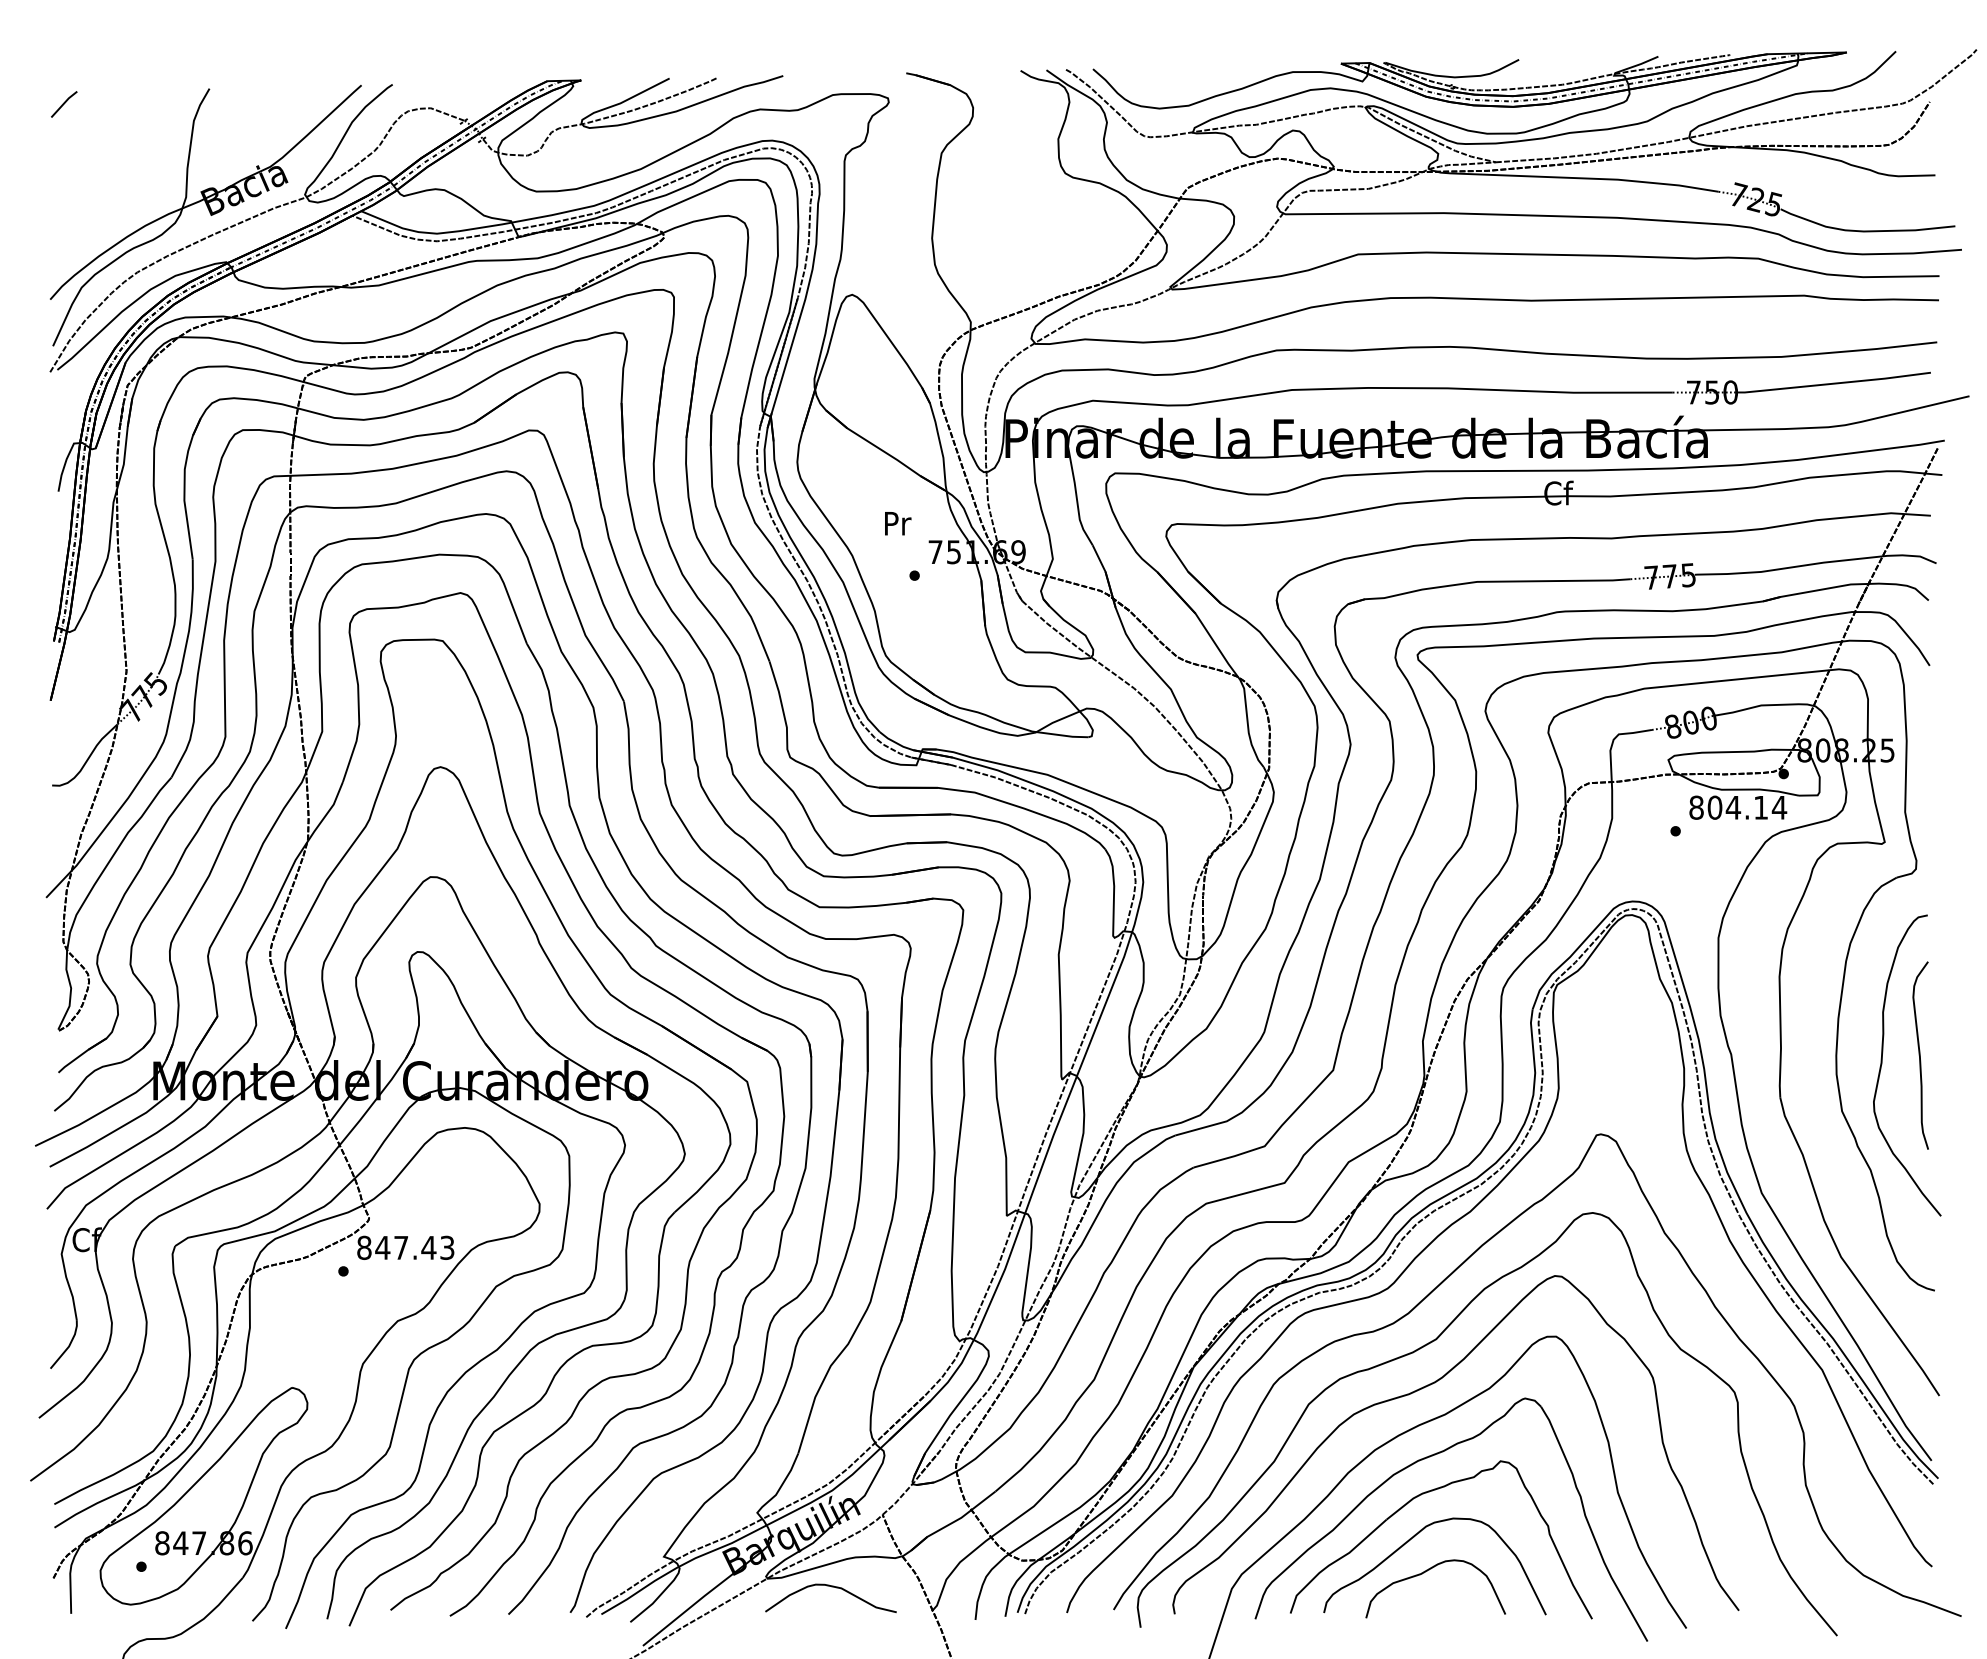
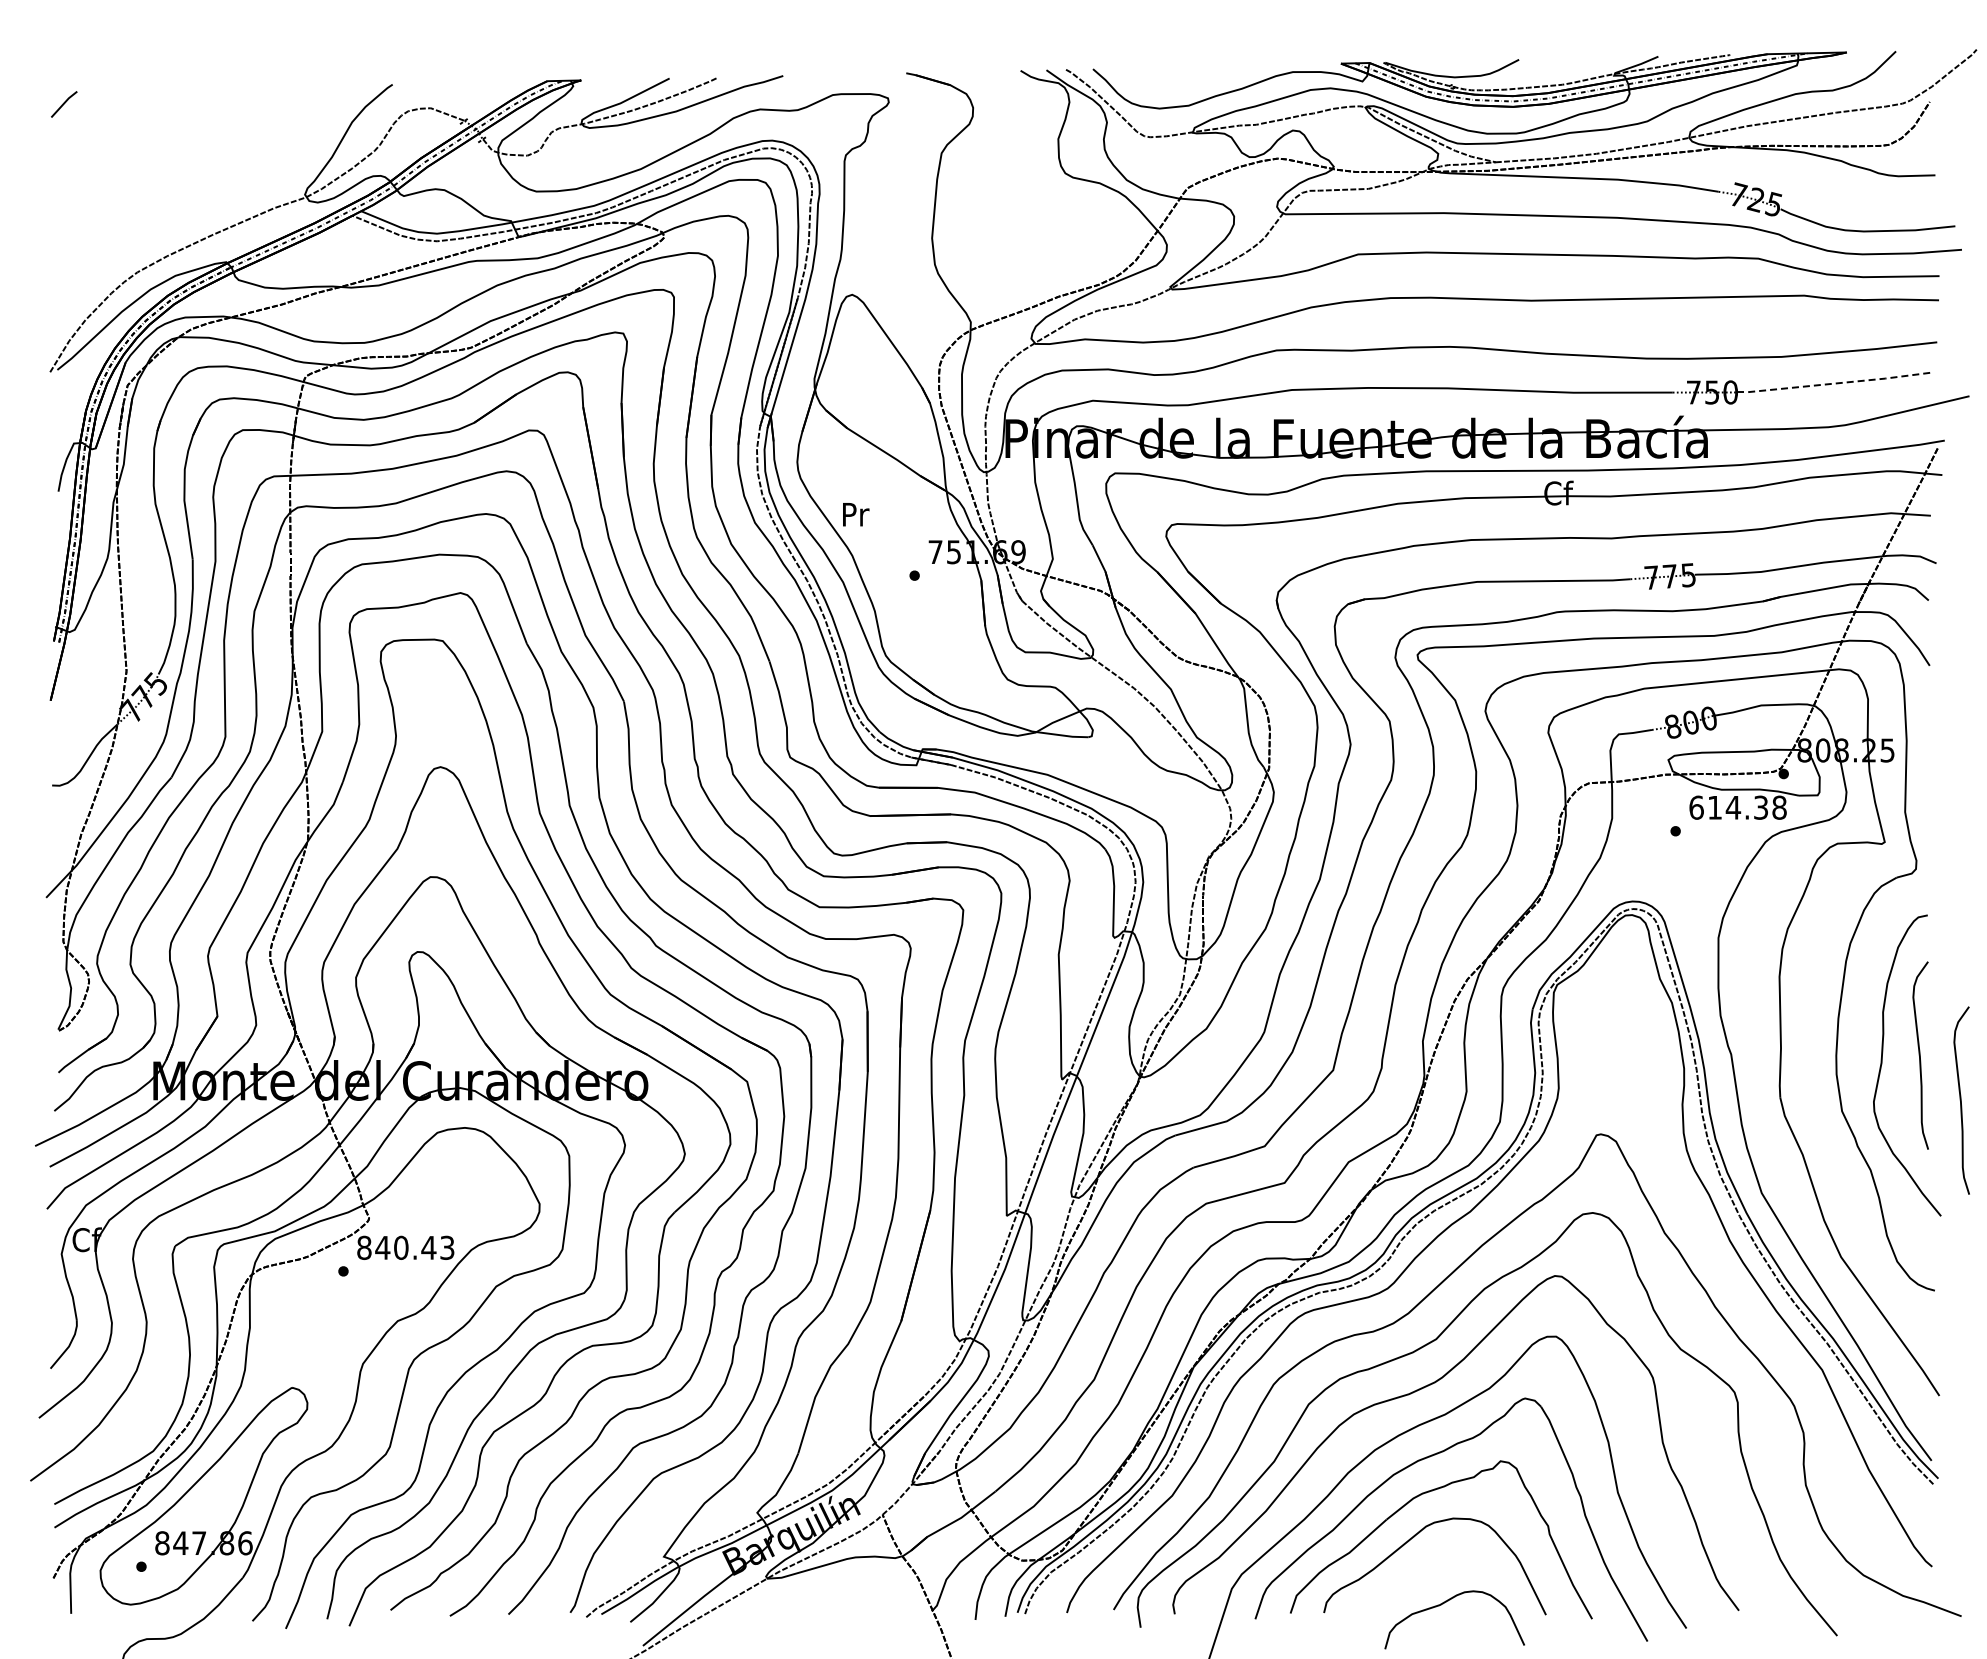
part: present -> none (205, 215)
line: solid -> dashed (1834, 383)
text position: (898, 523) -> (856, 514) (856, 514)
text: 804.14 -> 614.38 (1738, 807)
curve: none -> present (1961, 1100)
text: 847.43 -> 840.43 (401, 1247)
curve position: (1424, 1573) -> (1443, 1604) (1443, 1604)
curve: present -> none (831, 1587)
